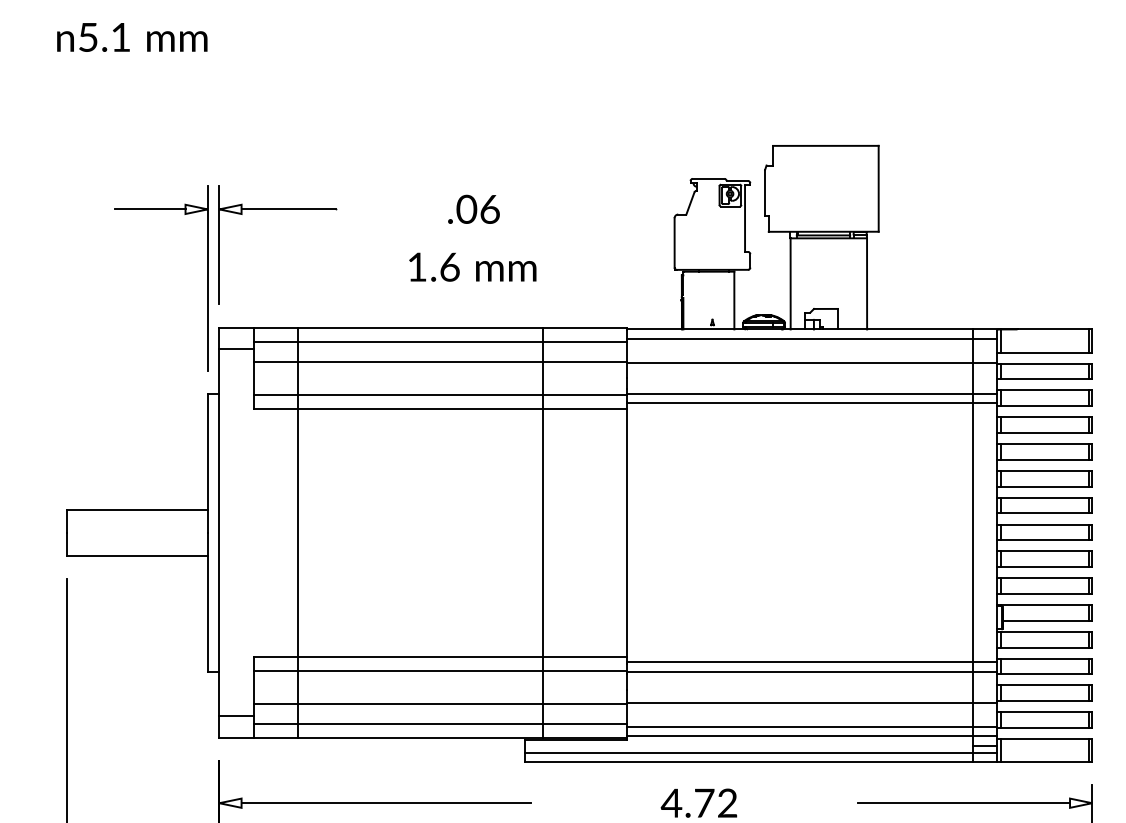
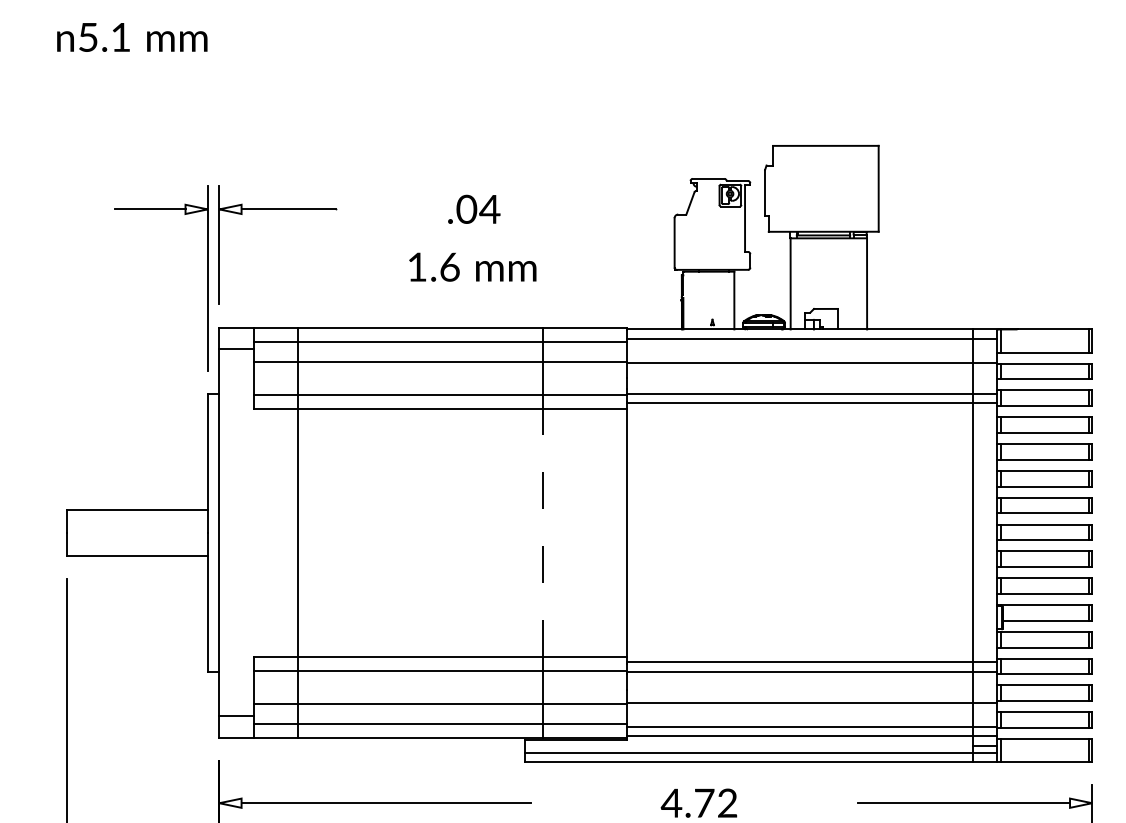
text: .06 -> .04 (489, 209)
line: solid -> dashed (543, 532)
